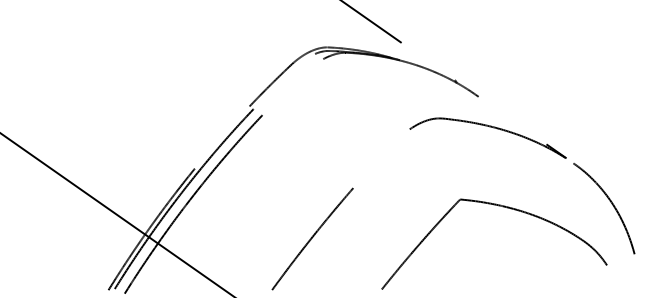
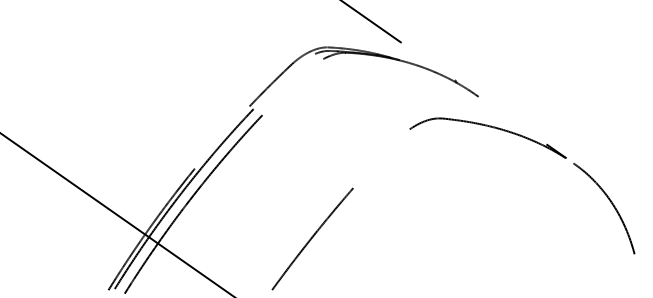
part: present -> none (503, 207)
